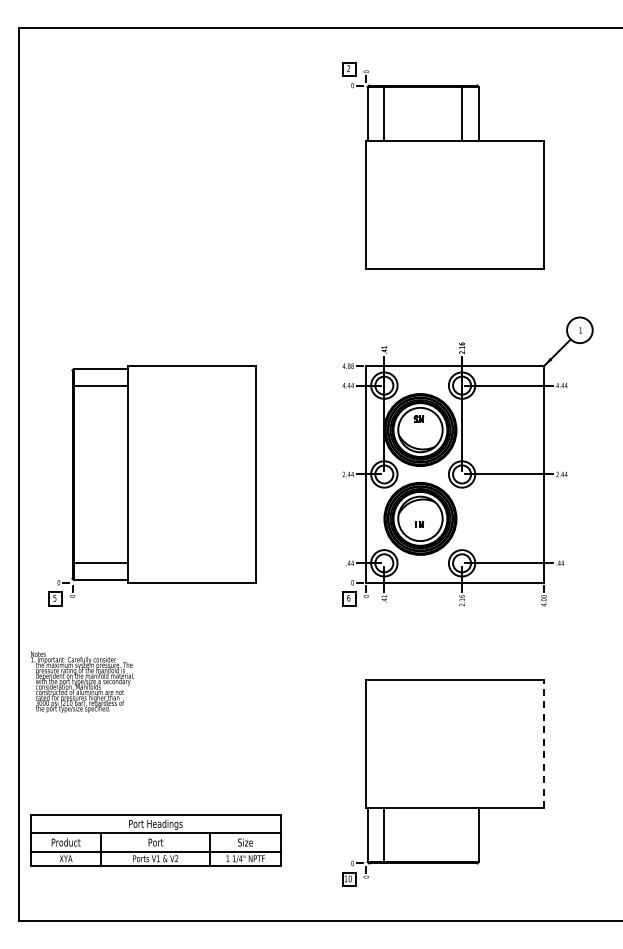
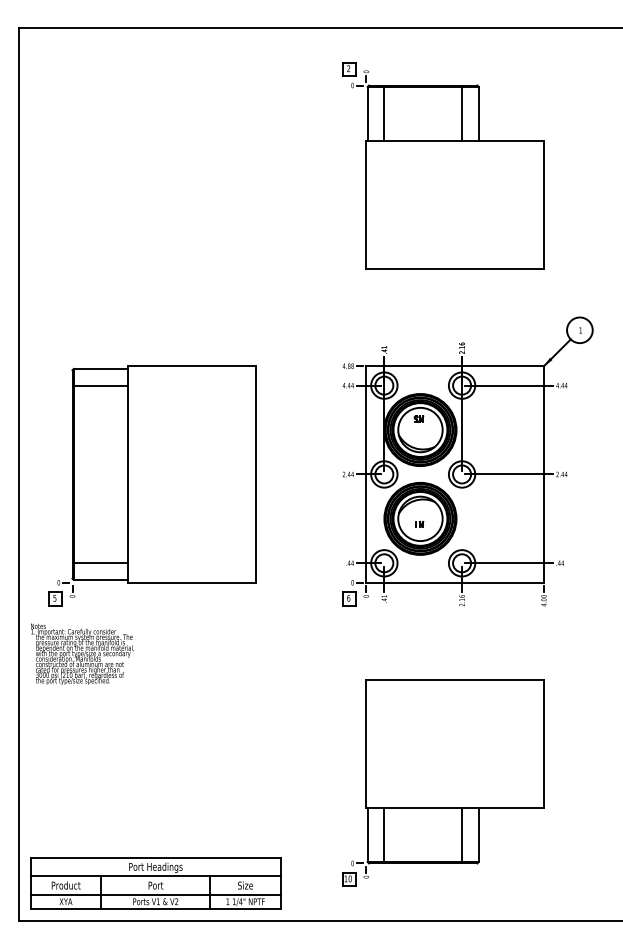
text position: (82, 681) -> (82, 653) (82, 653)
line: dashed -> solid (543, 744)
line: none -> present (462, 835)
part position: (155, 840) -> (155, 883) (155, 883)
